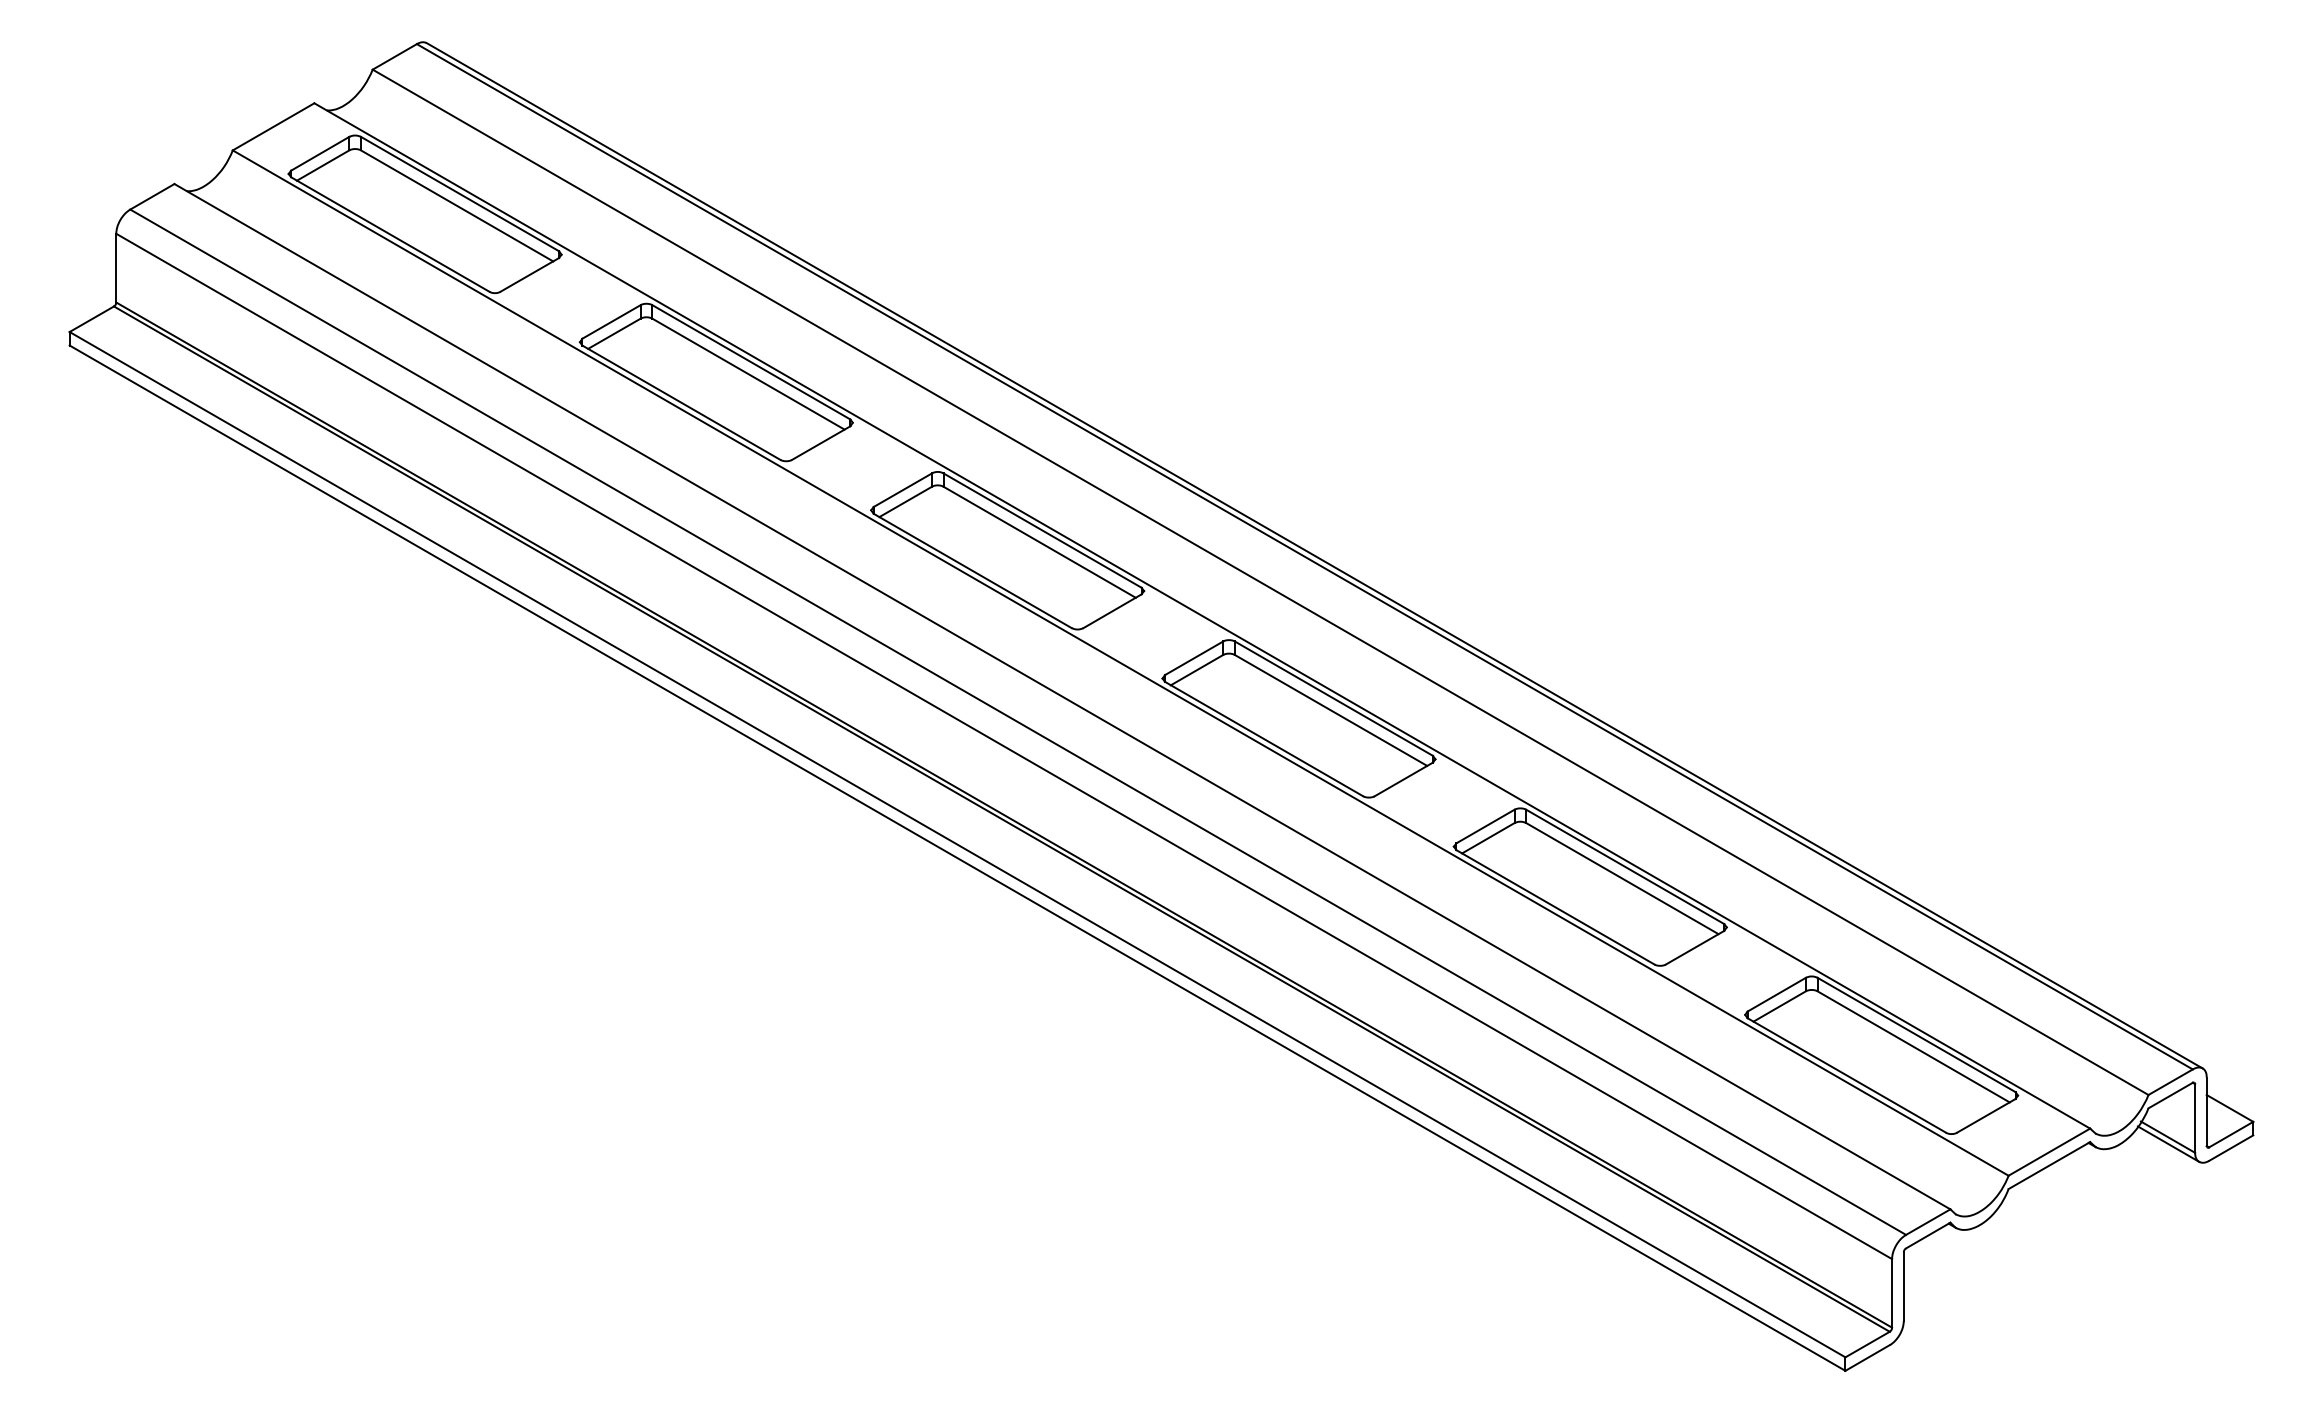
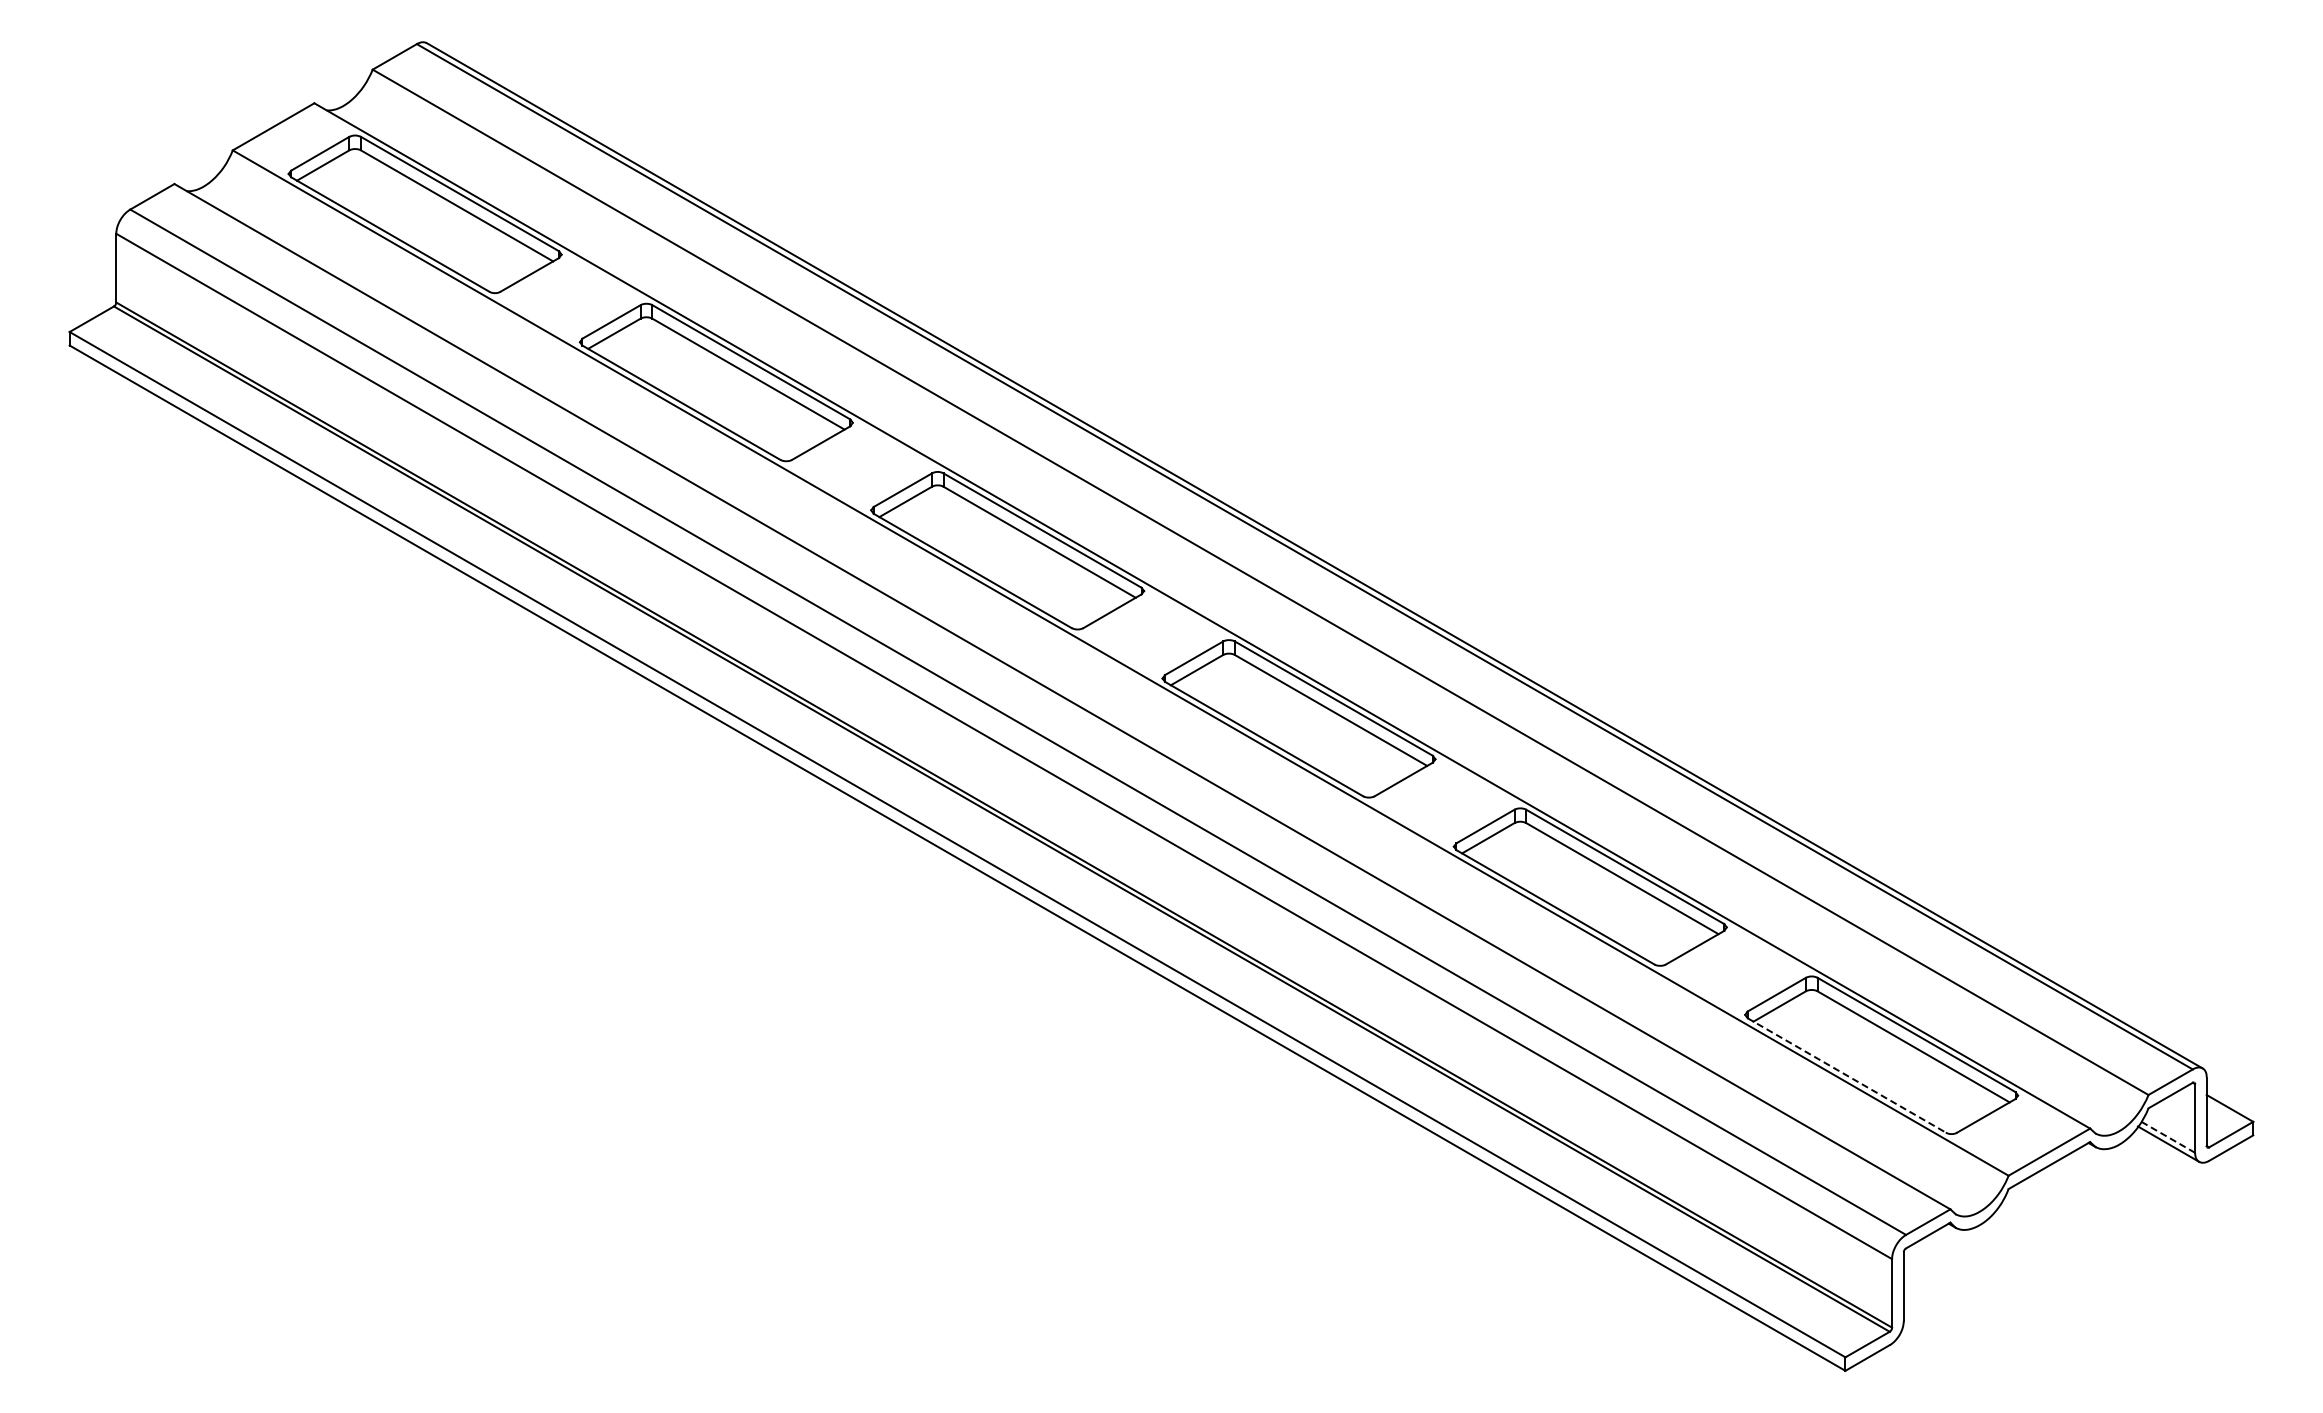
line: solid -> dashed (1847, 1075)
line: solid -> dashed (2167, 1136)
